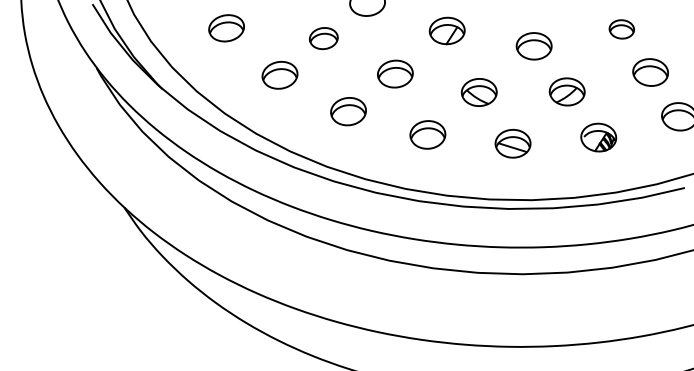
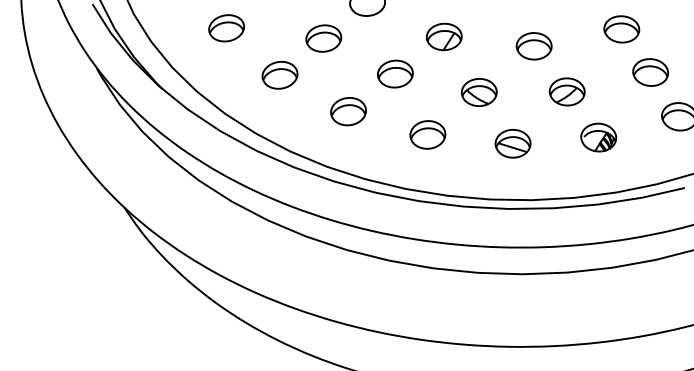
part size: 27x21 px -> 38x29 px (621, 29)
part position: (446, 30) -> (443, 36) (443, 36)
part size: 30x24 px -> 38x29 px (323, 38)
